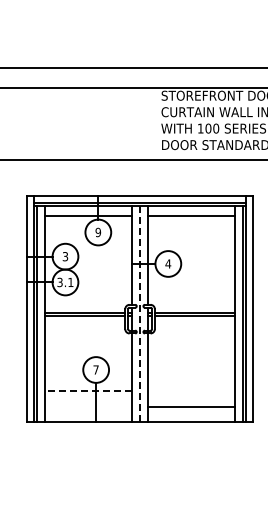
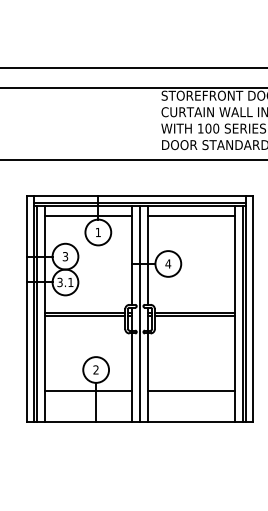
text: 9 -> 1 (98, 232)
line: dashed -> solid (140, 314)
text: 7 -> 2 (95, 369)
line: dashed -> solid (88, 391)
line position: (191, 407) -> (191, 391) (191, 391)
